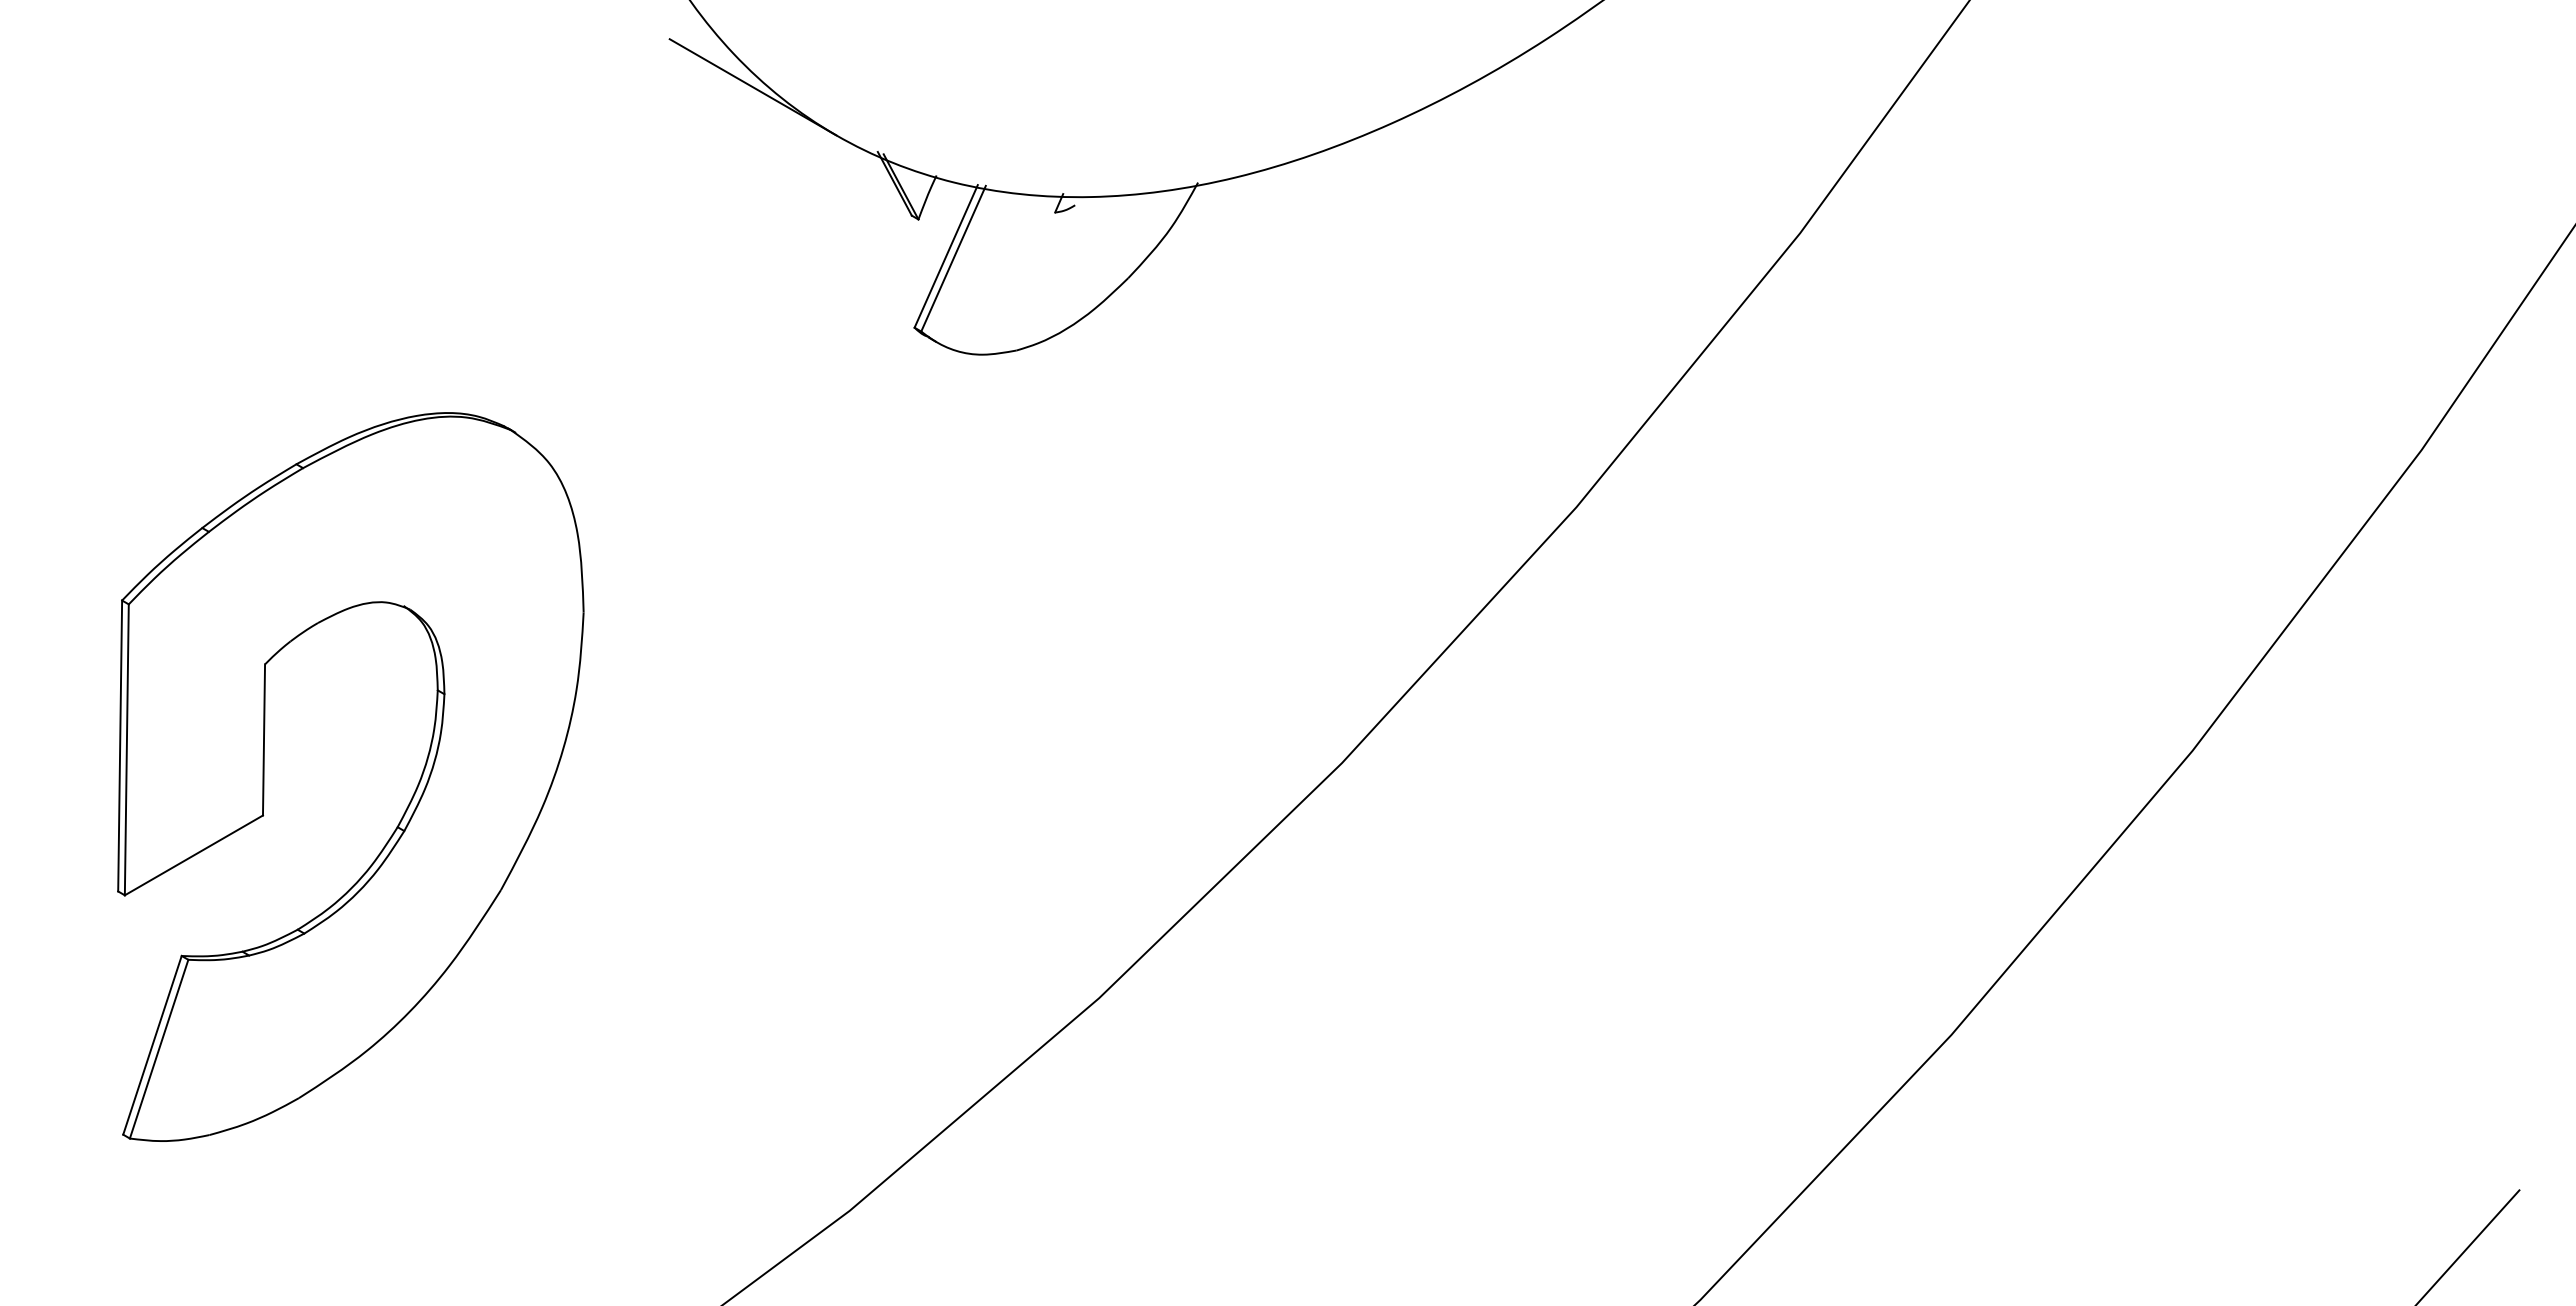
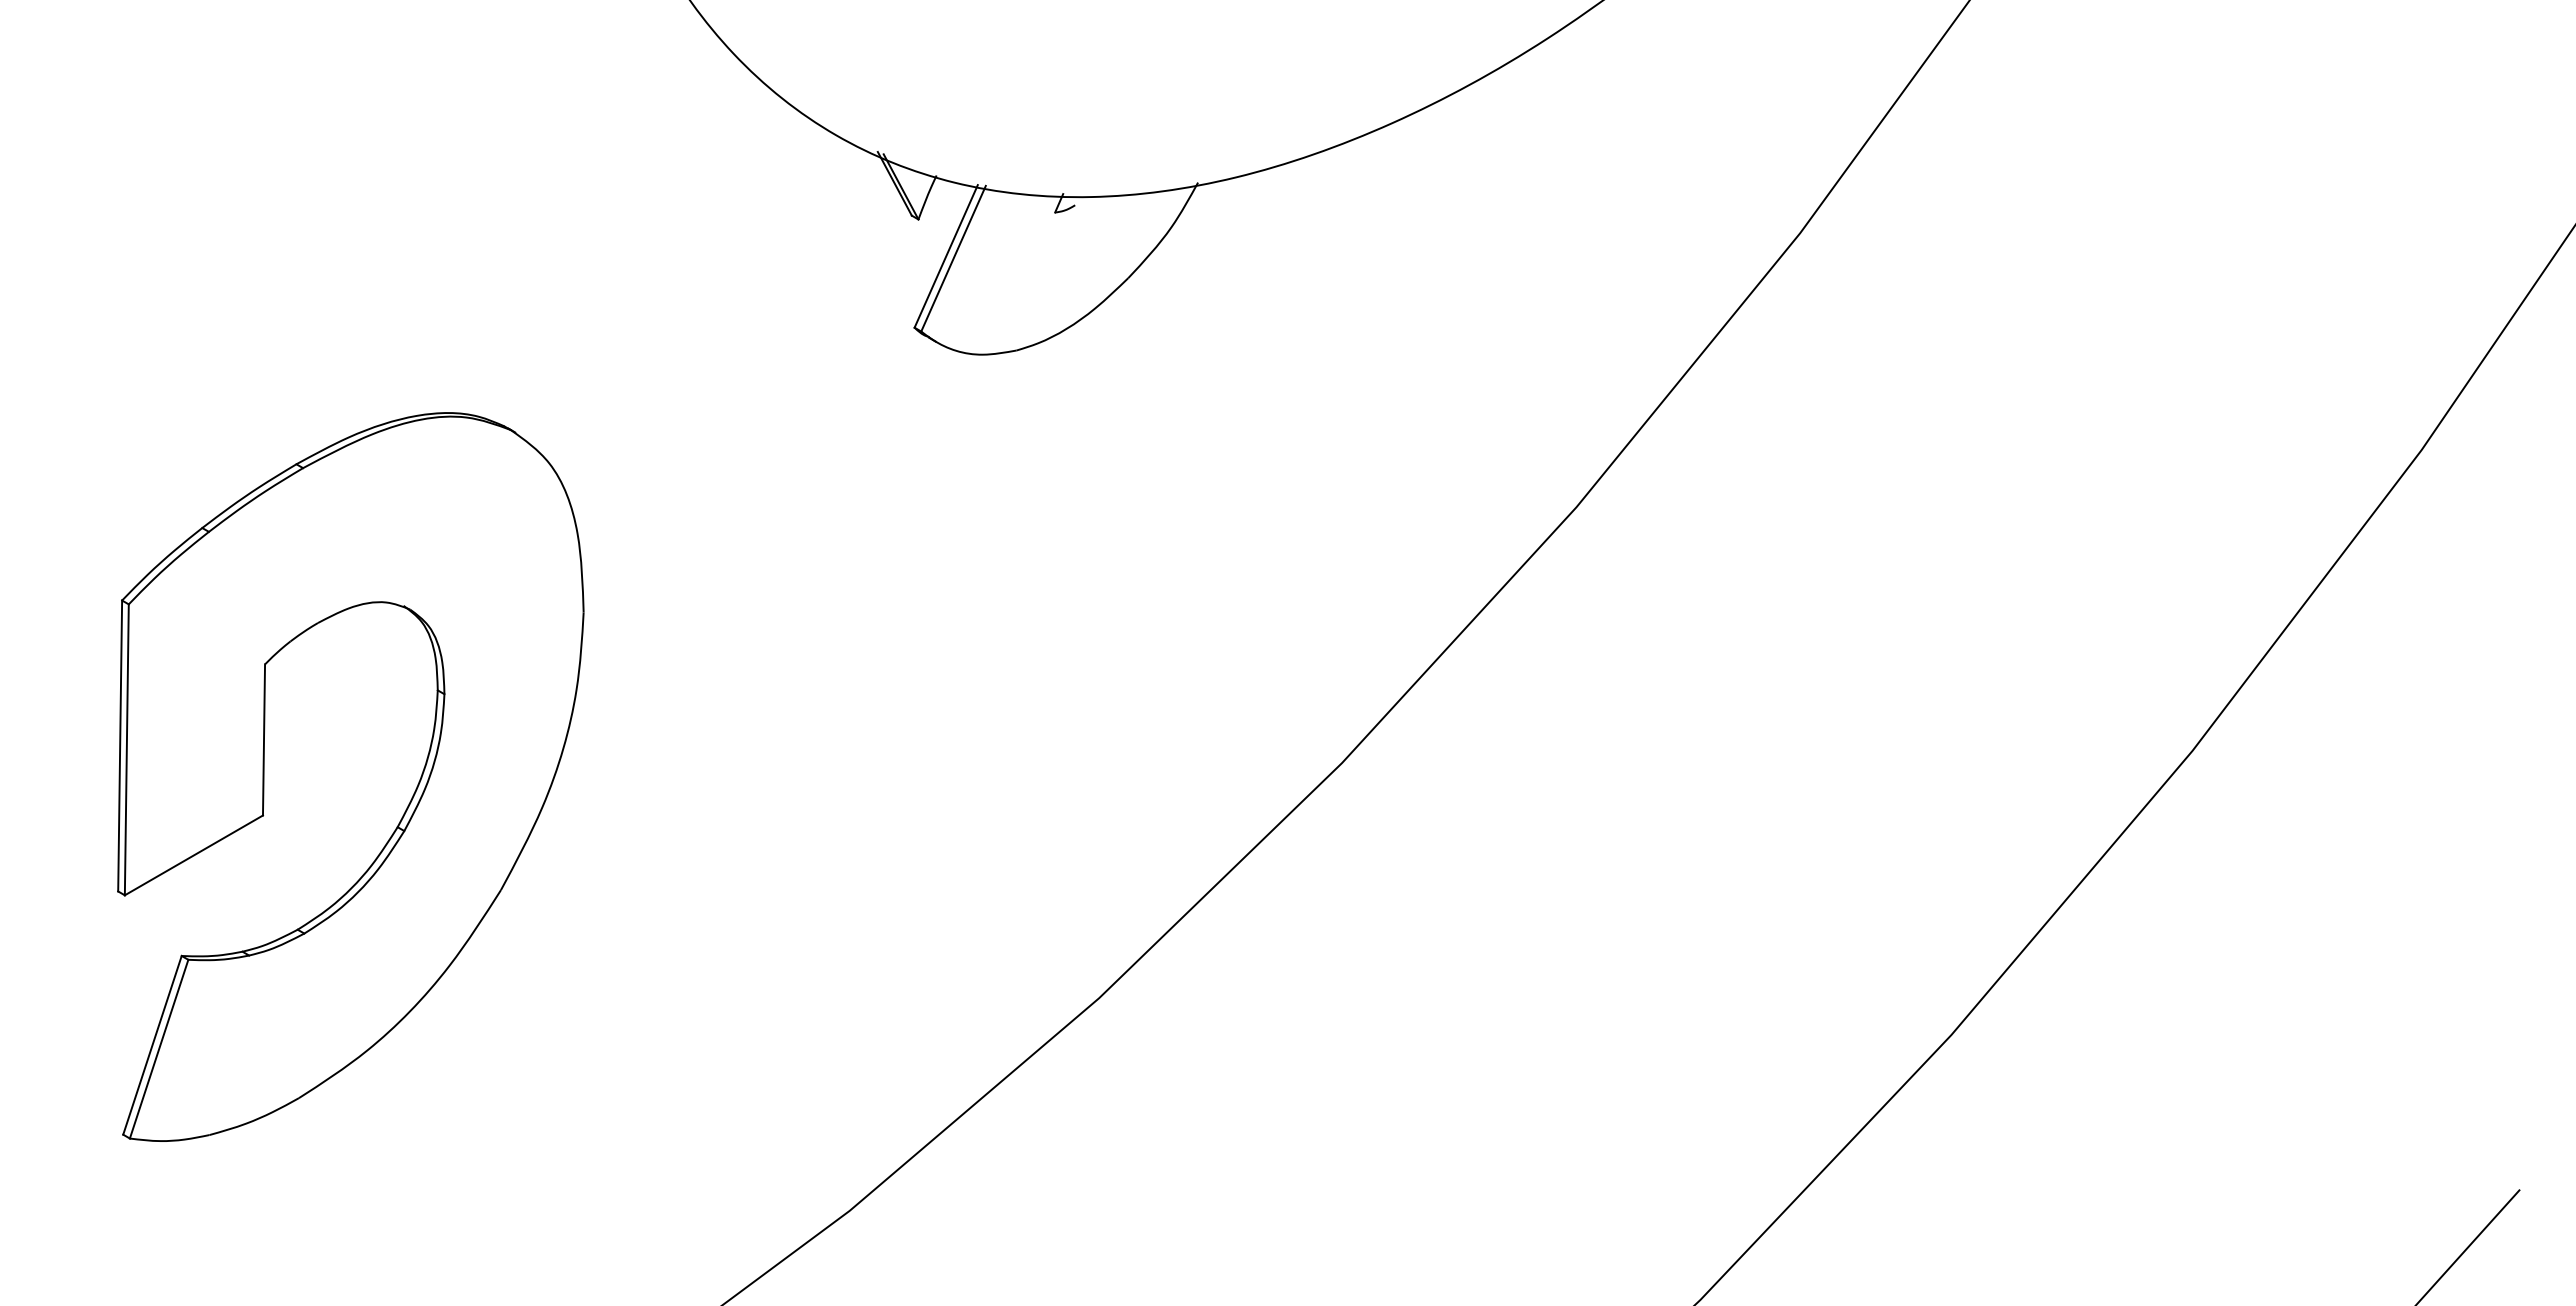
line: present -> none (752, 87)
